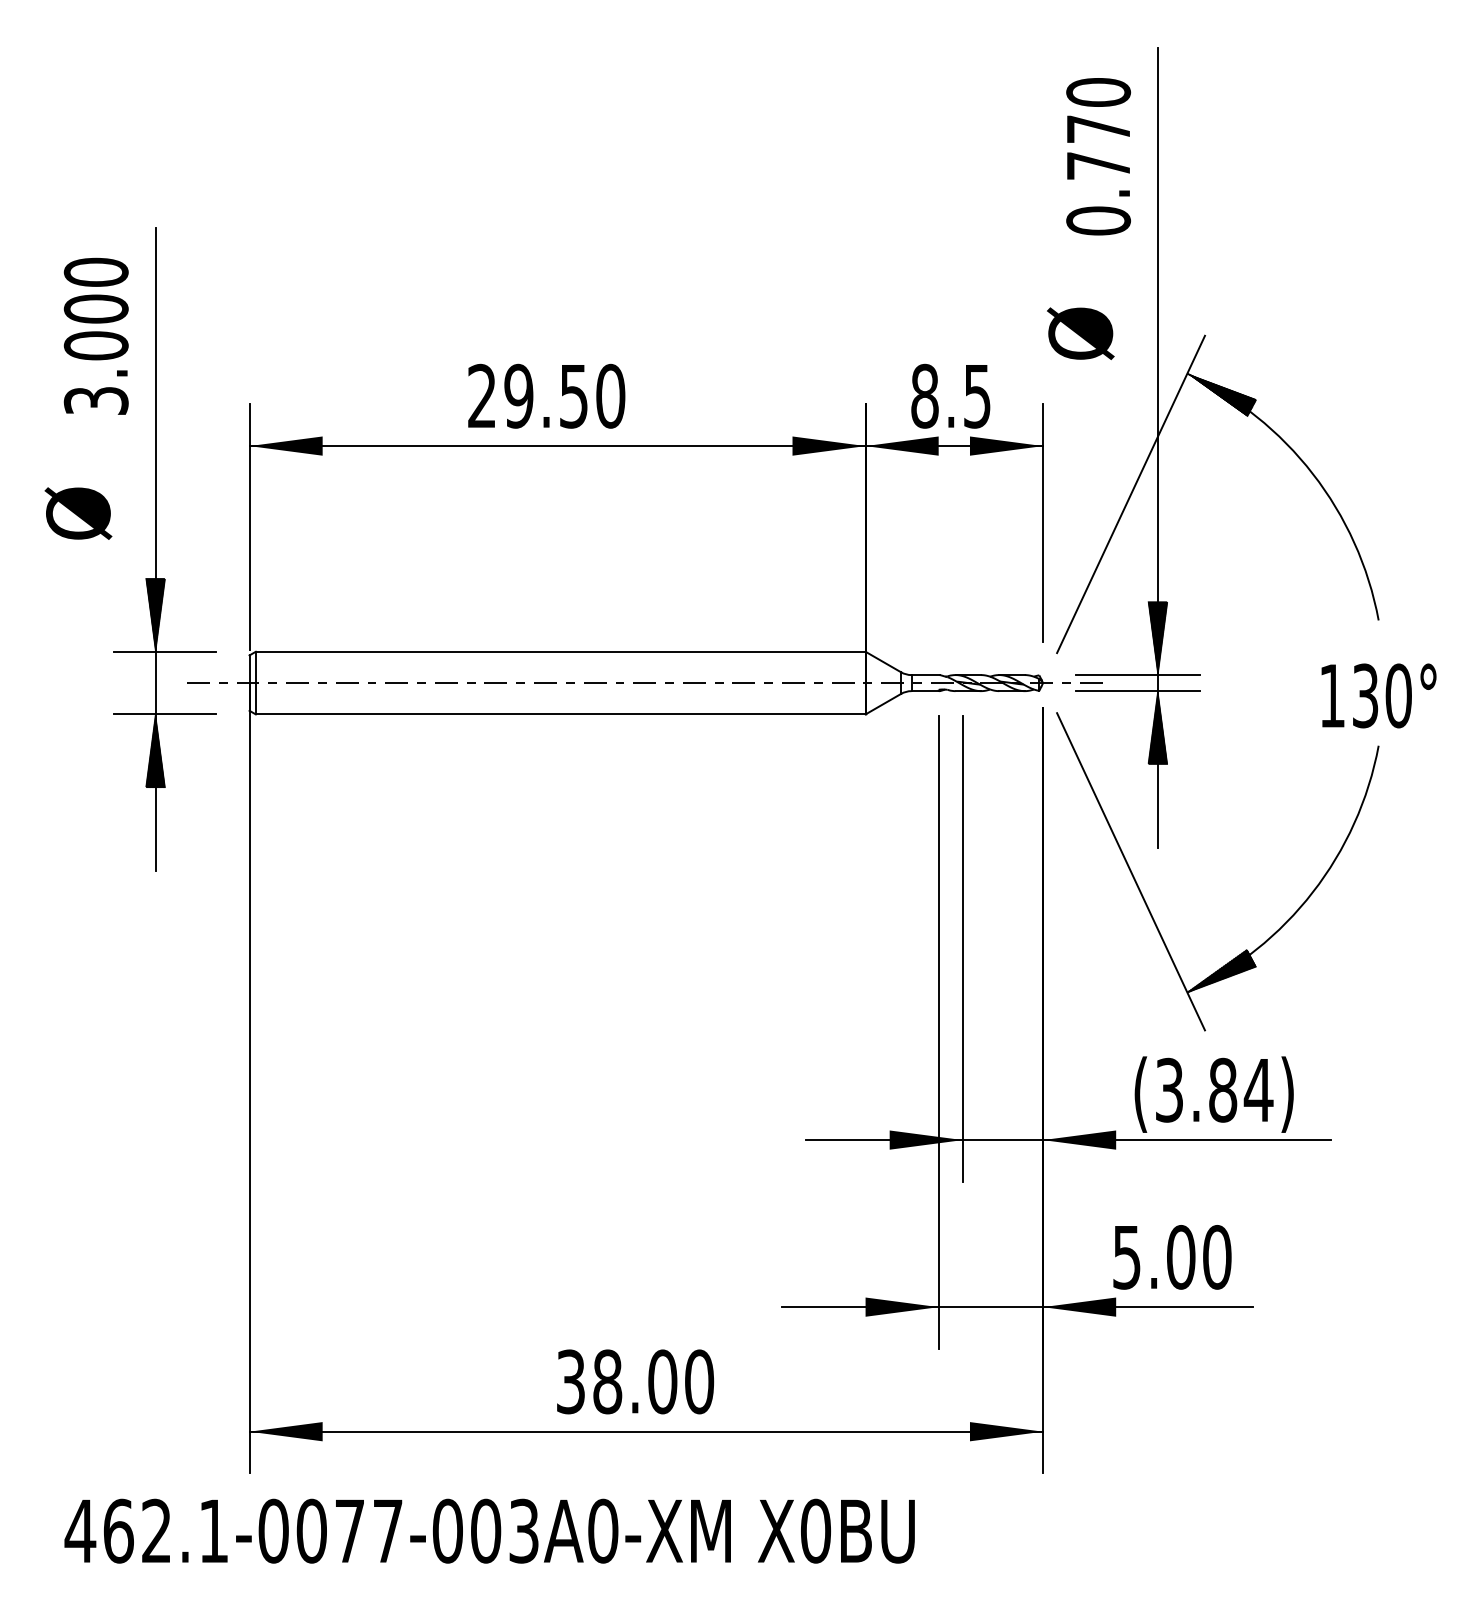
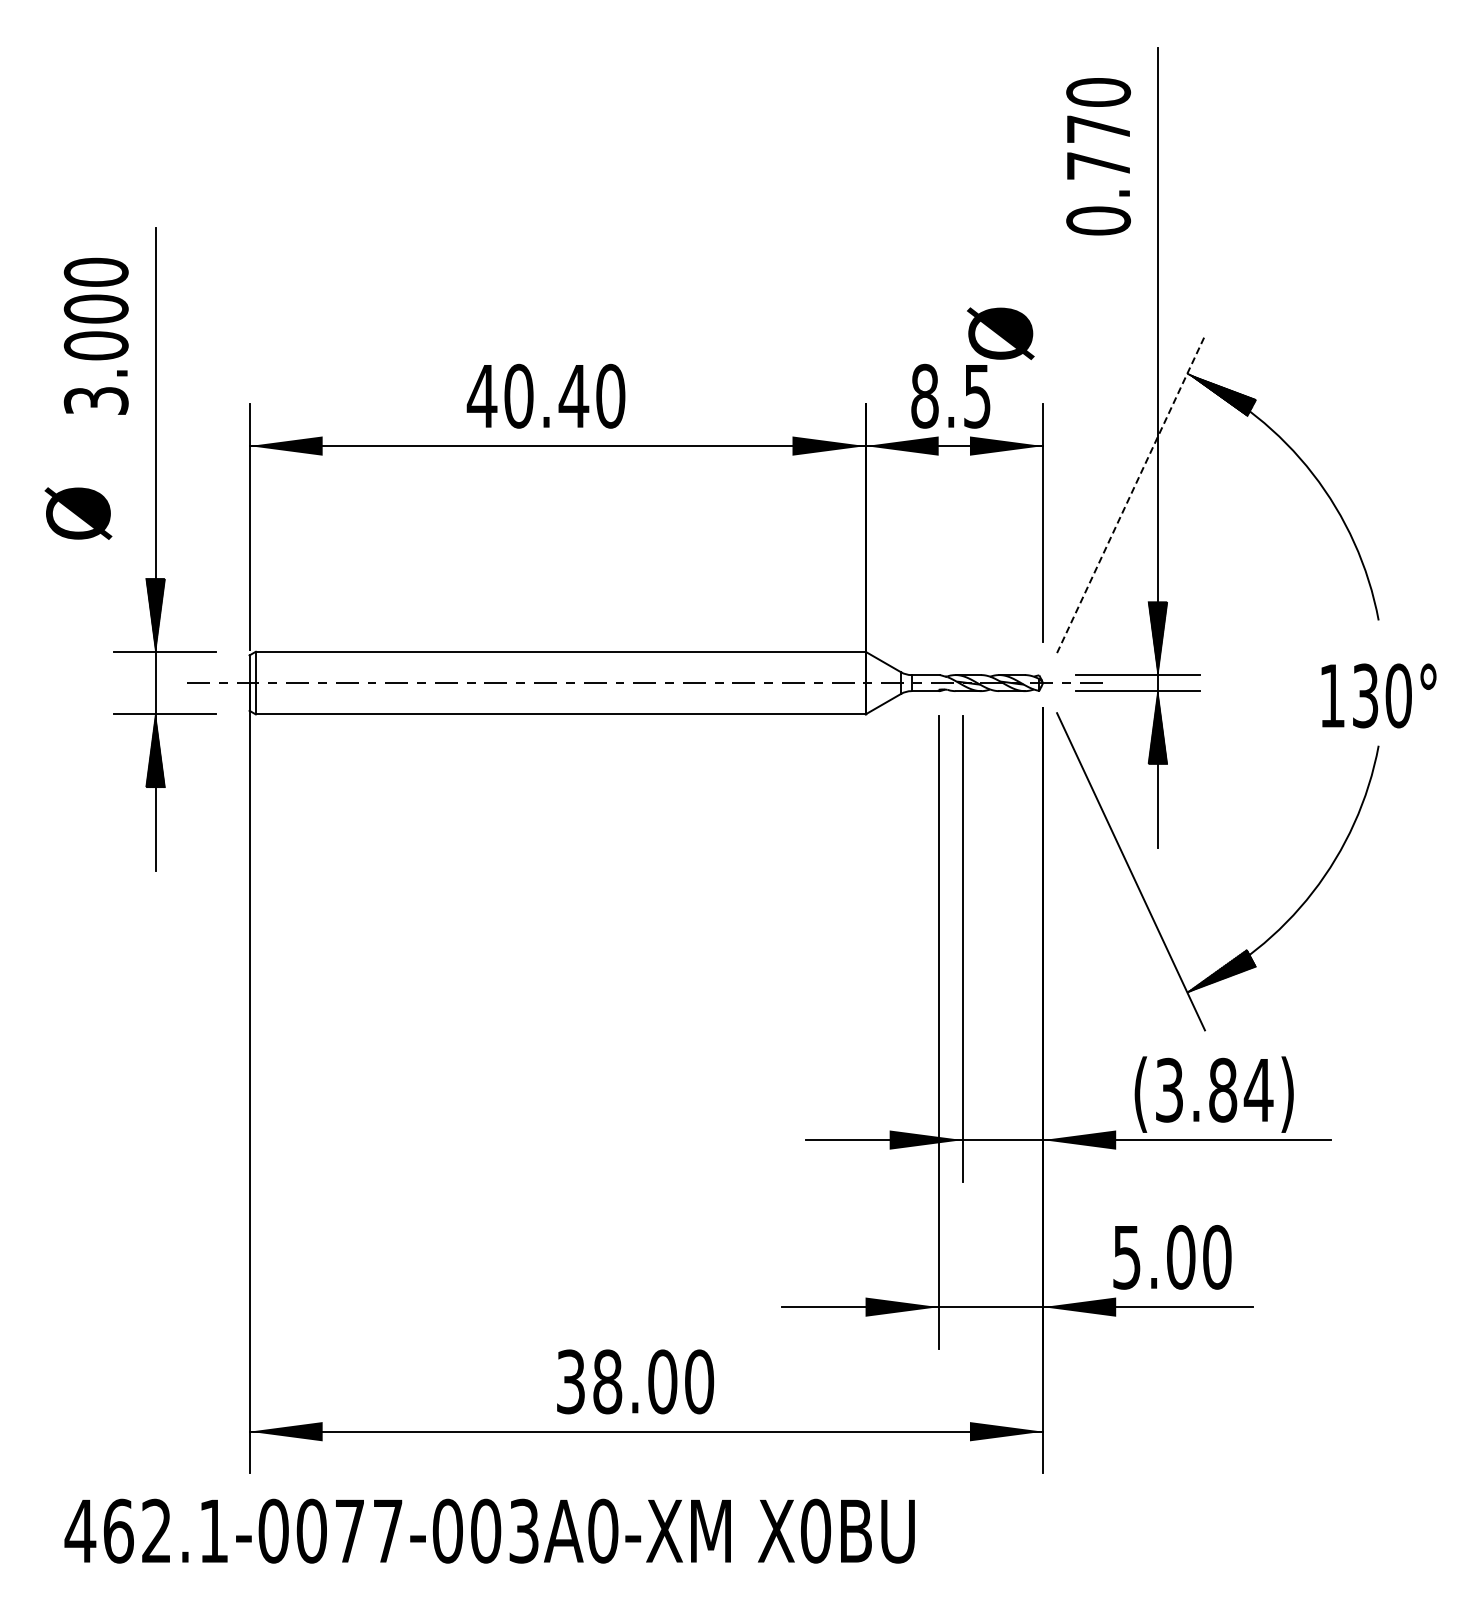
text position: (1080, 333) -> (1000, 333) (1000, 333)
text: 29.50 -> 40.40 (527, 395)
line: solid -> dashed (1131, 493)
